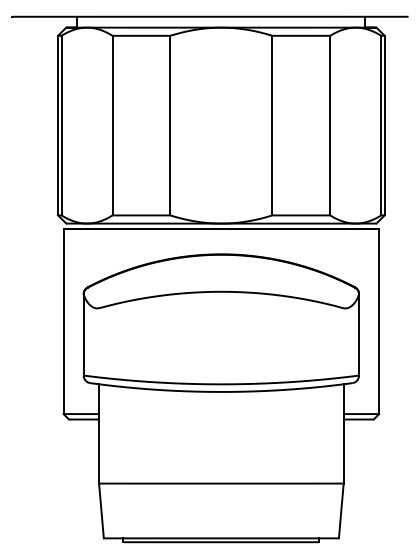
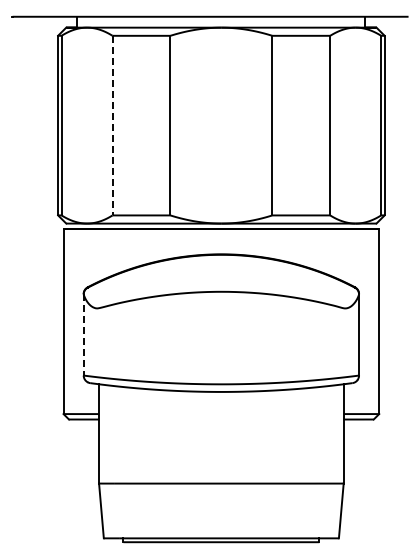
line: solid -> dashed (112, 125)
line: solid -> dashed (83, 335)
